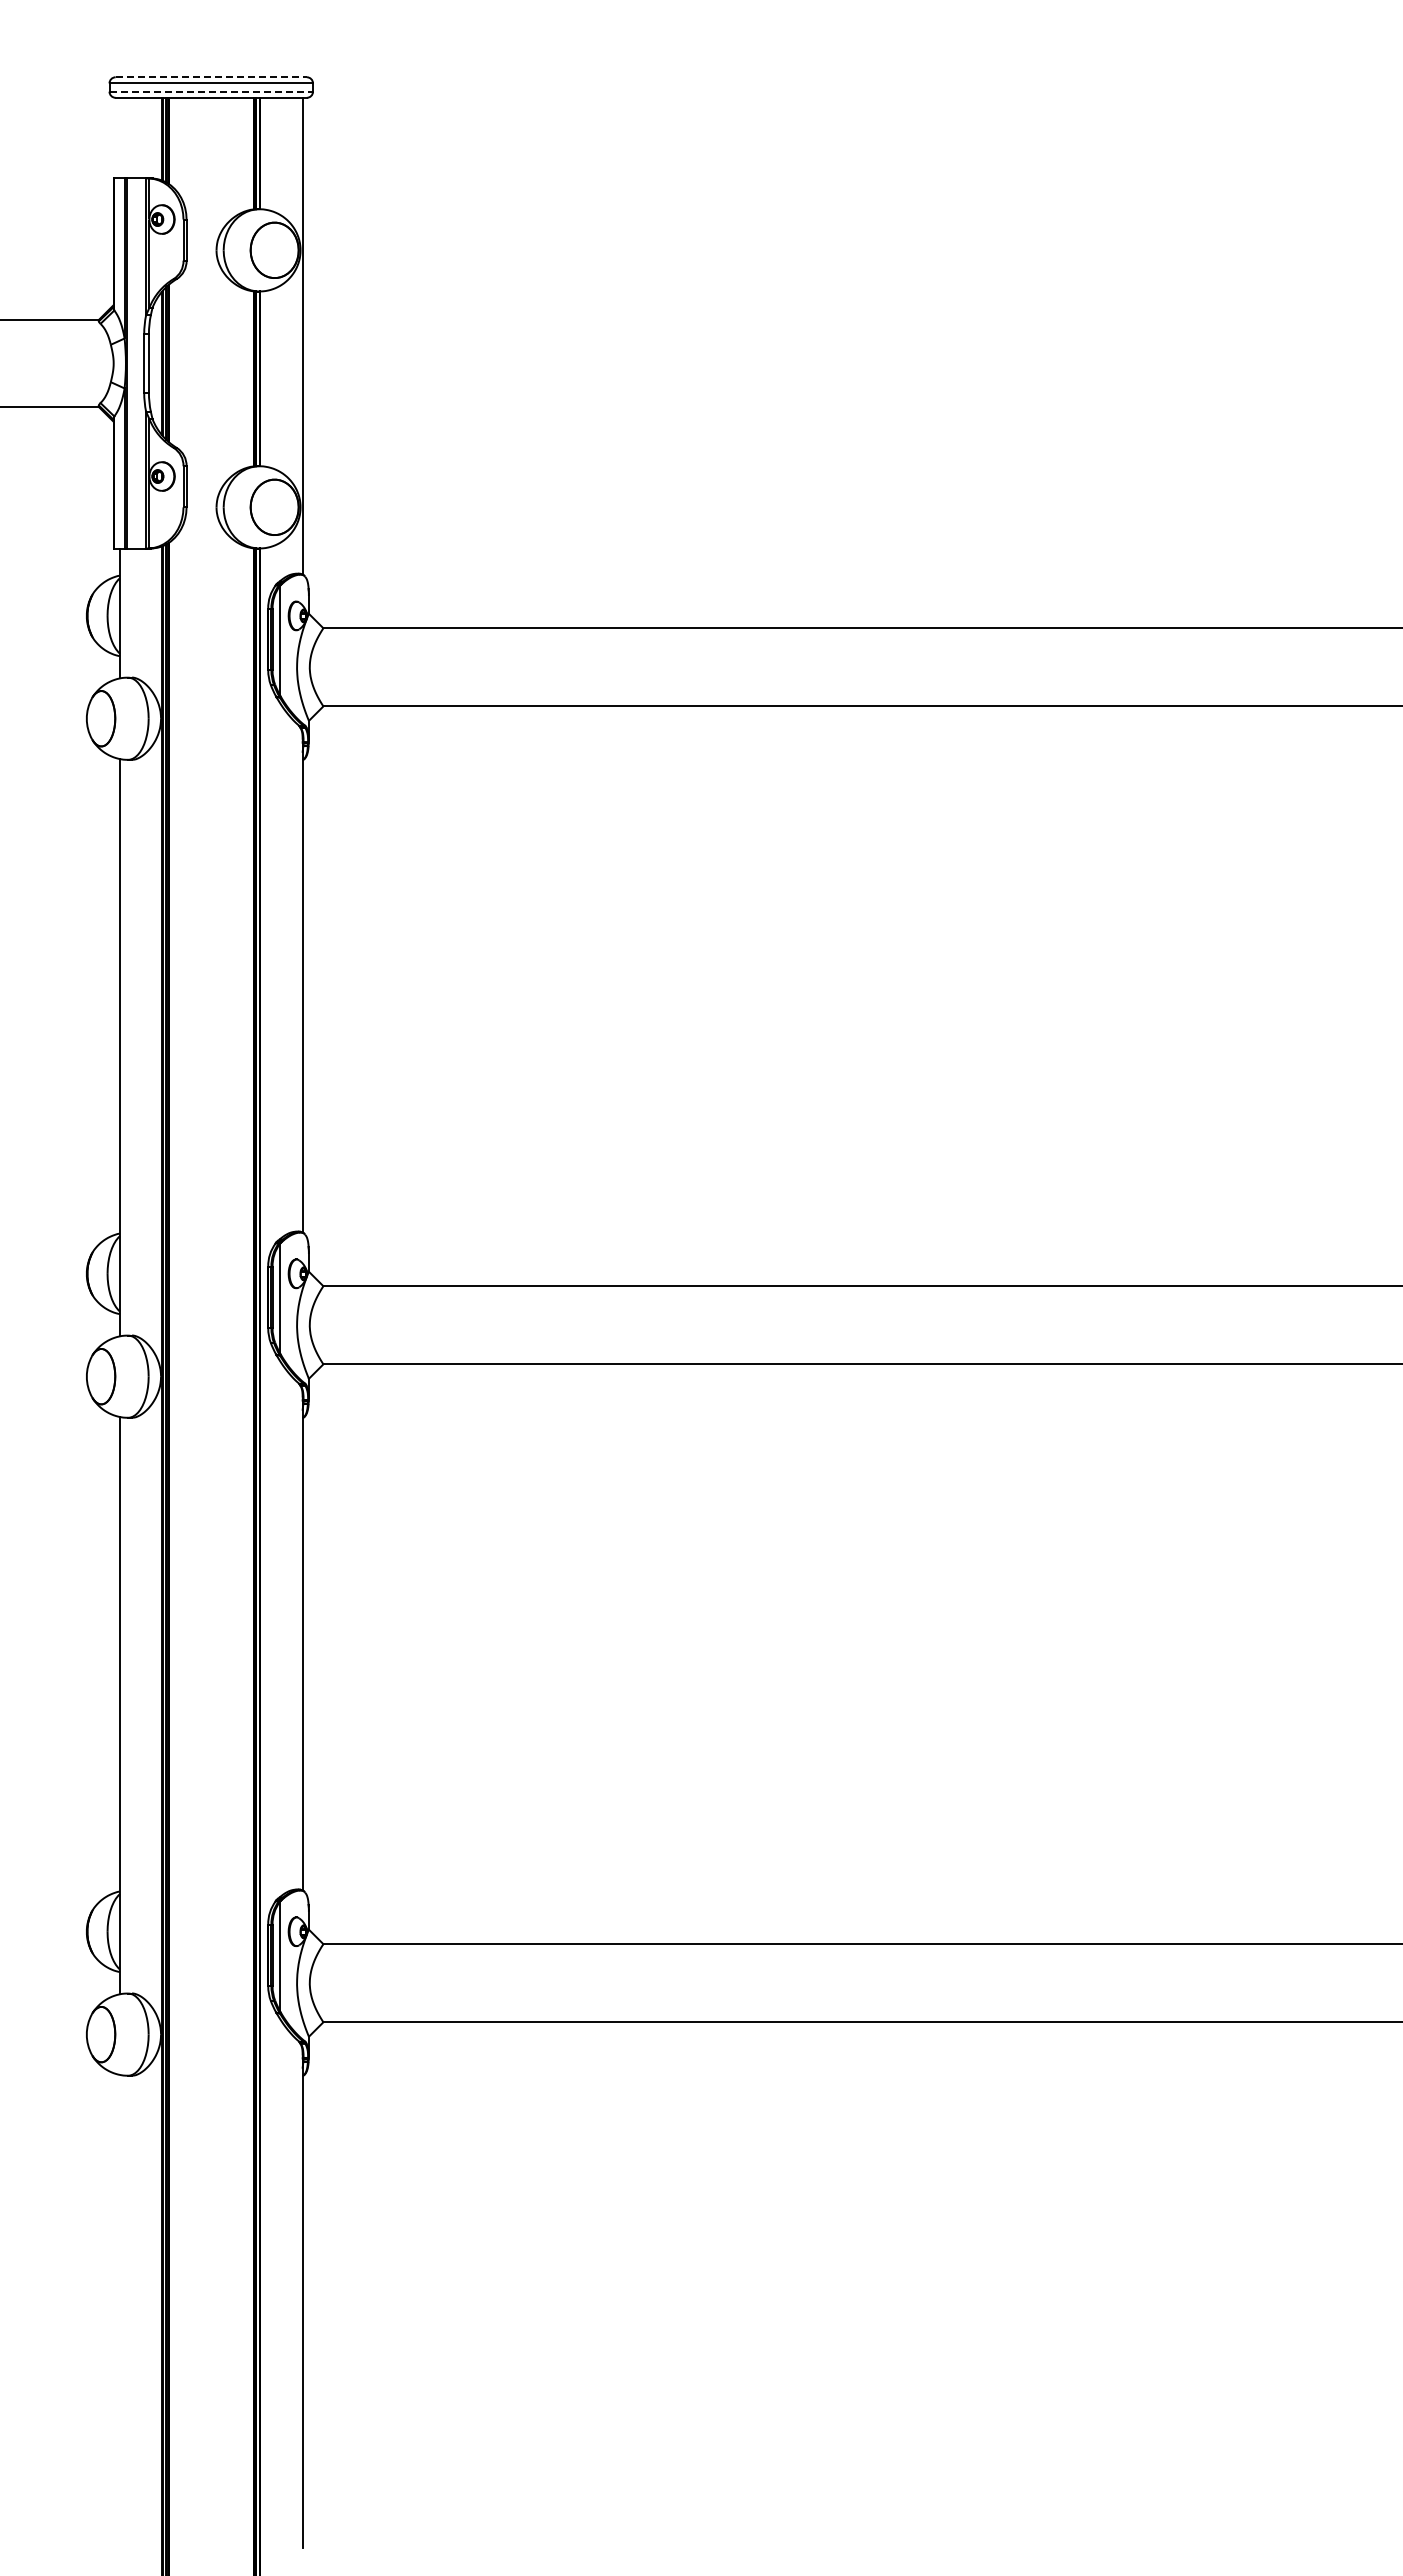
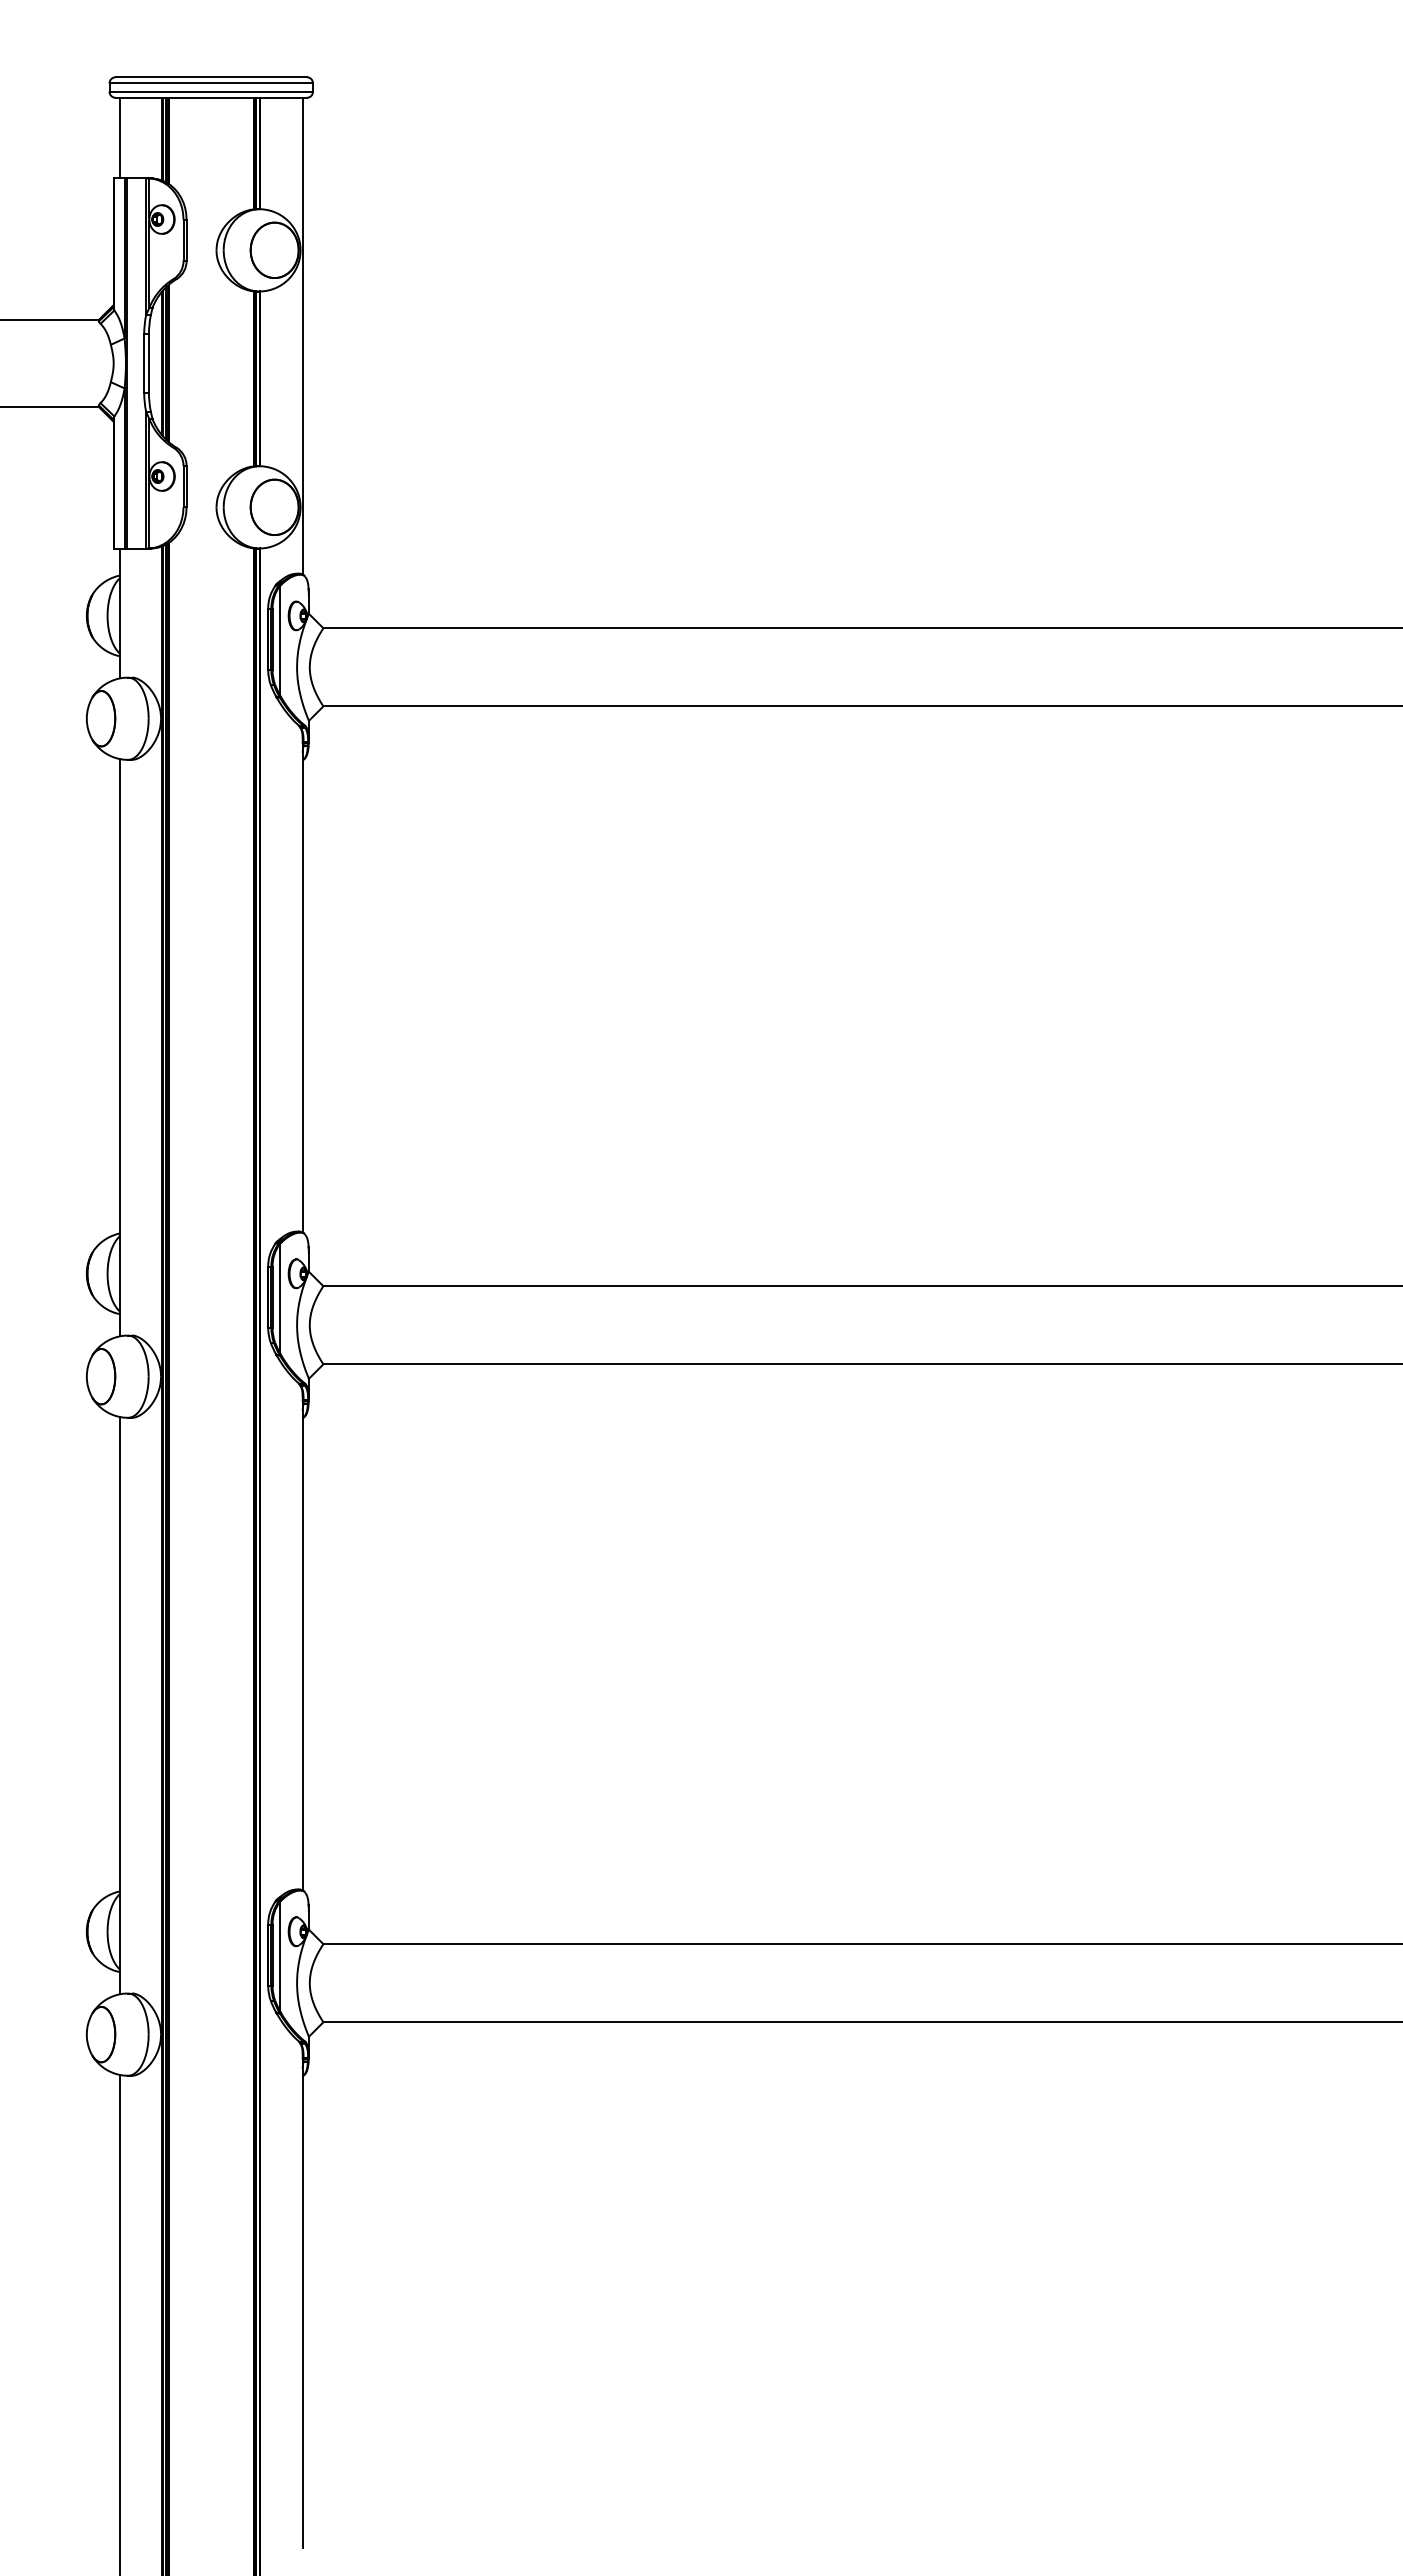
line: dashed -> solid (211, 77)
line: dashed -> solid (211, 91)
line: none -> present (119, 137)
line: none -> present (119, 2323)
